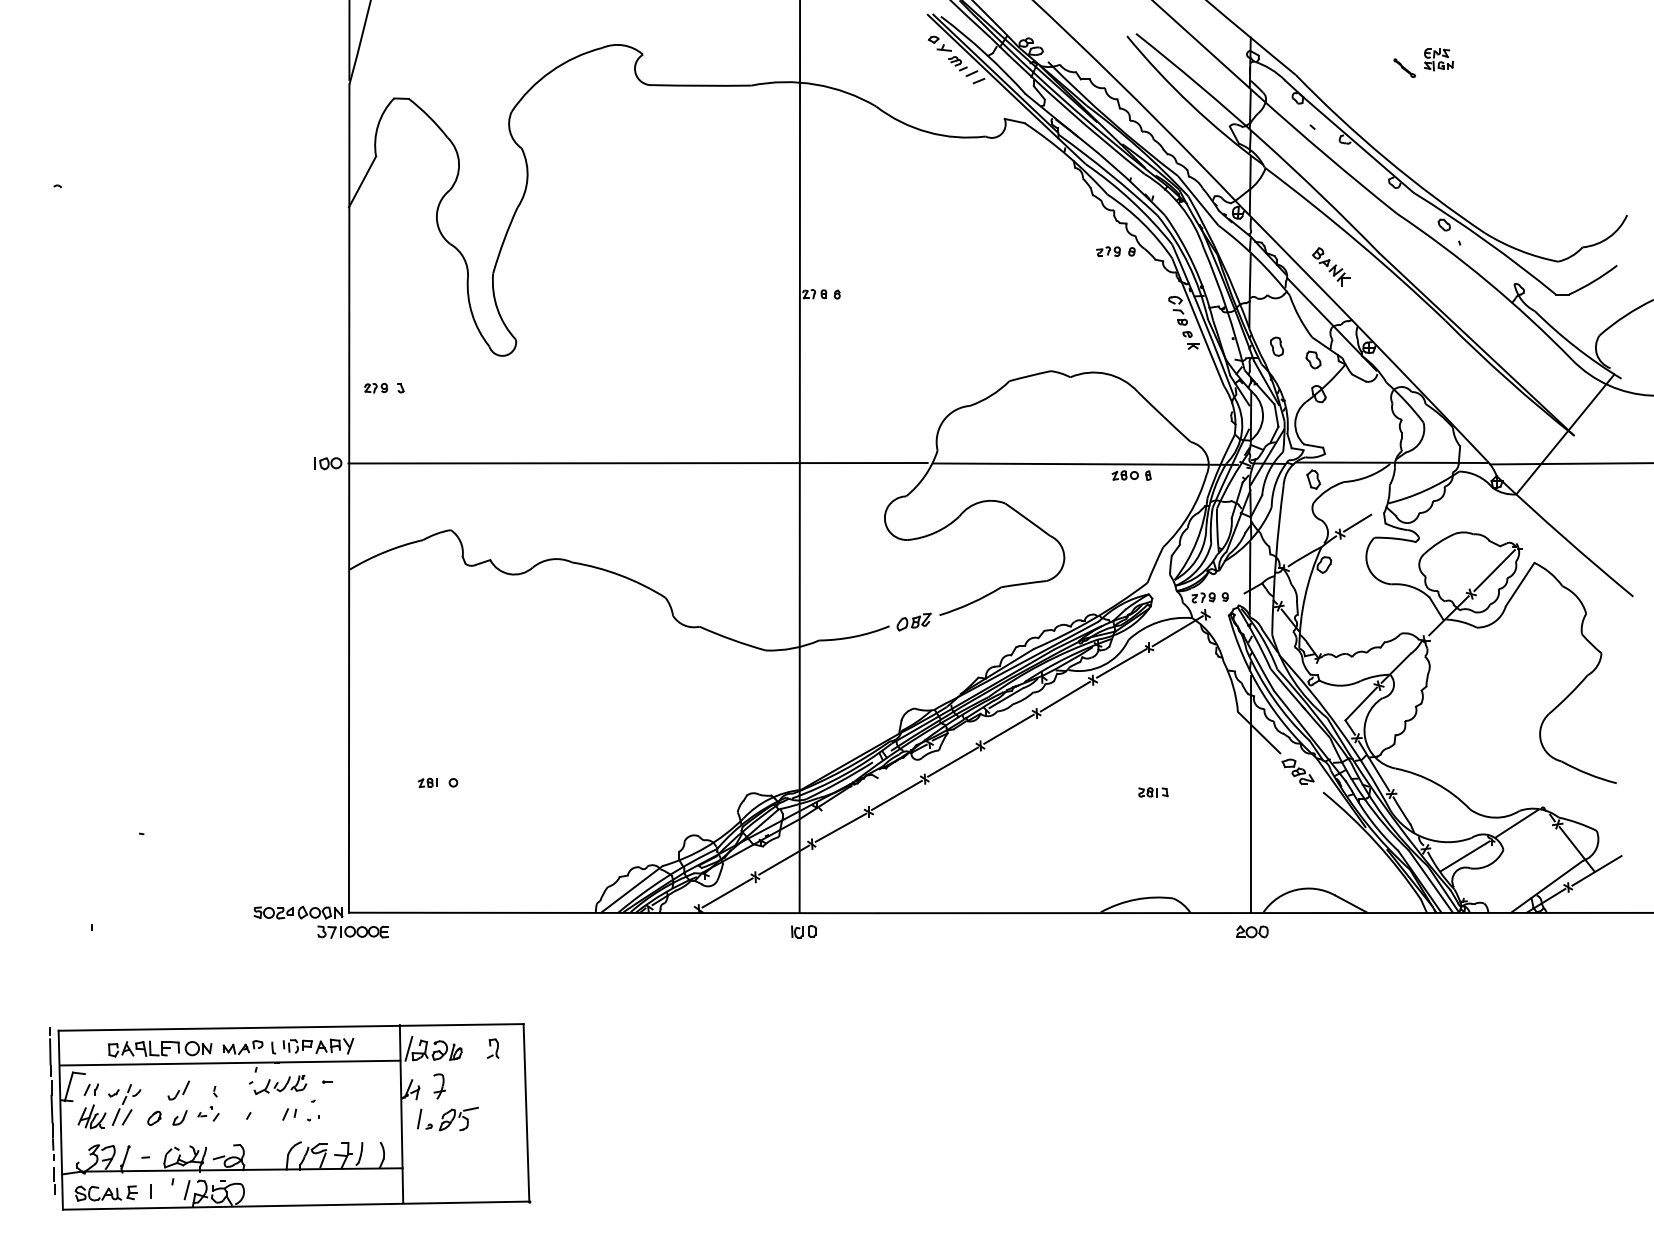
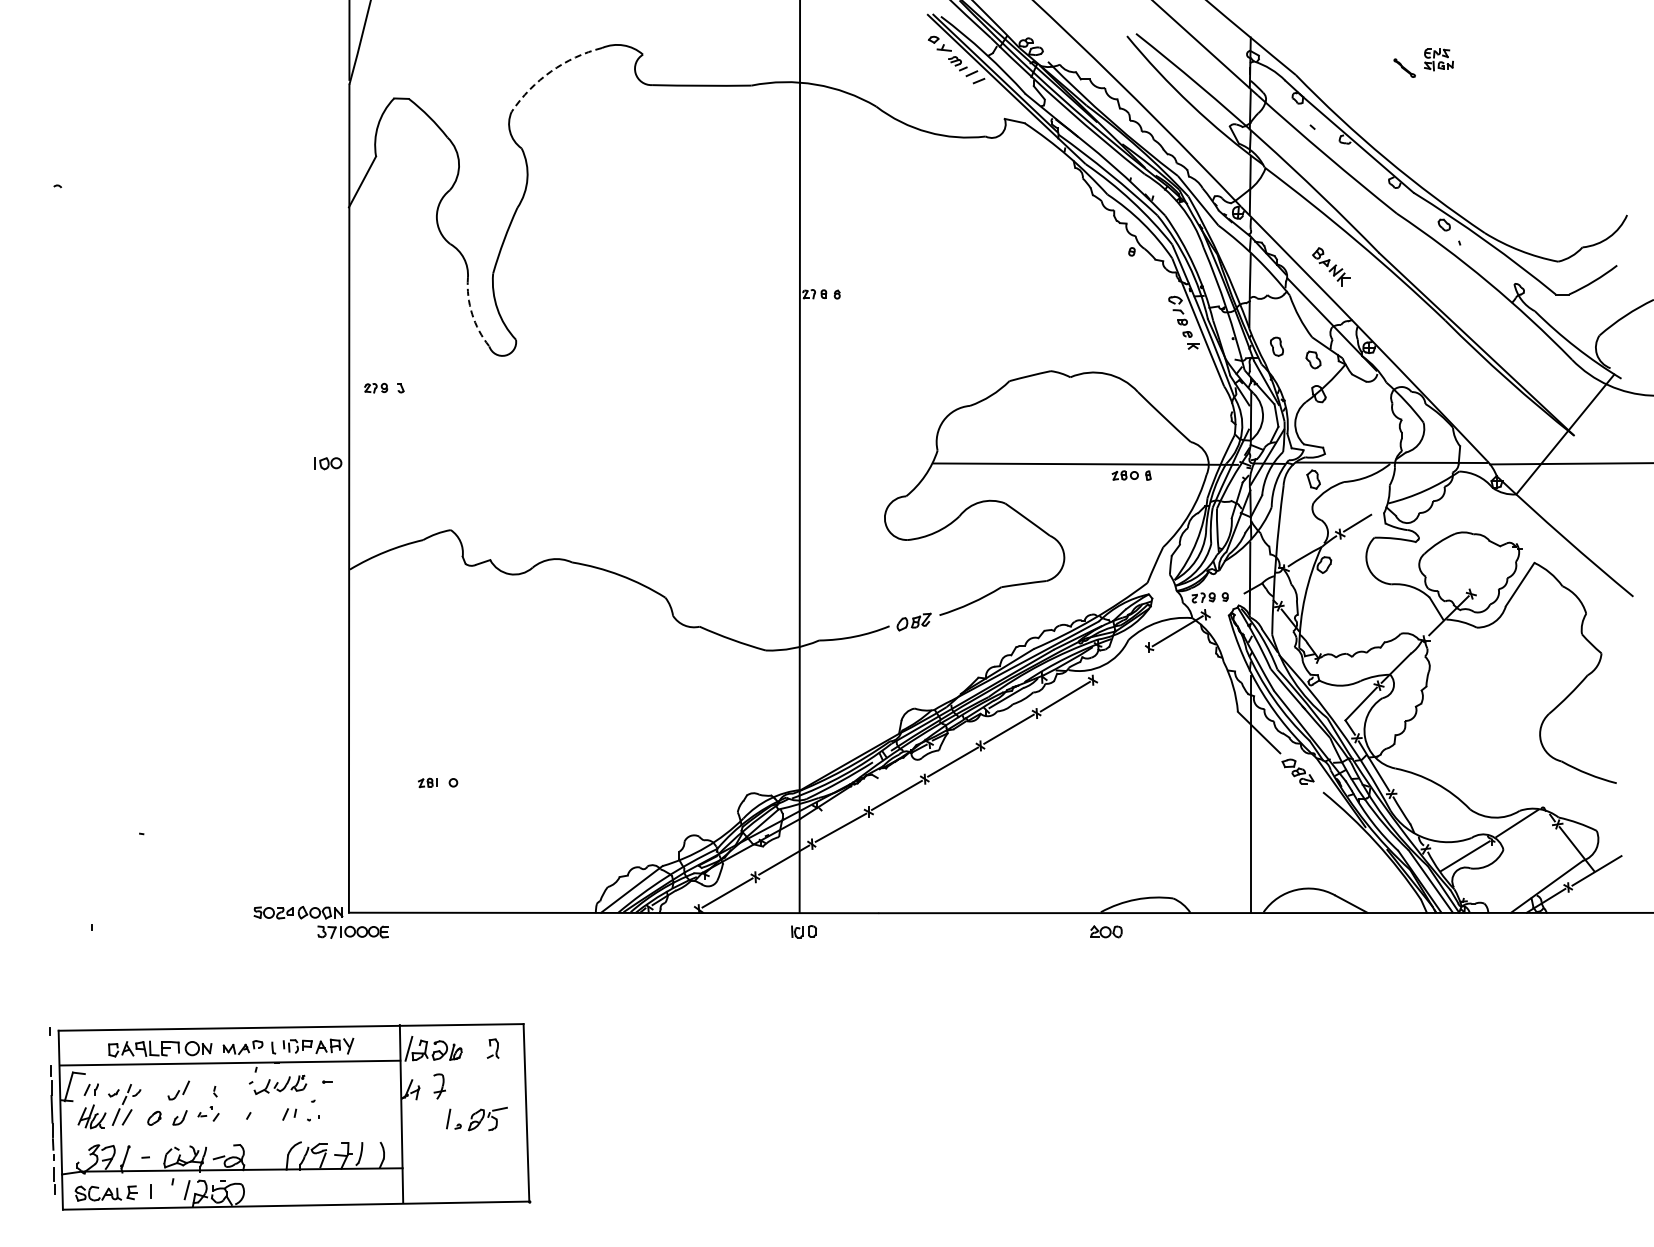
arc: solid -> dashed (551, 71)
part: present -> none (1108, 251)
arc: solid -> dashed (472, 314)
line: present -> none (637, 463)
line: present -> none (1494, 570)
line: present -> none (1121, 663)
part: present -> none (1153, 792)
part position: (1252, 931) -> (1106, 931) (1106, 931)
line: present -> none (50, 1051)
part position: (447, 1118) -> (476, 1118) (476, 1118)
